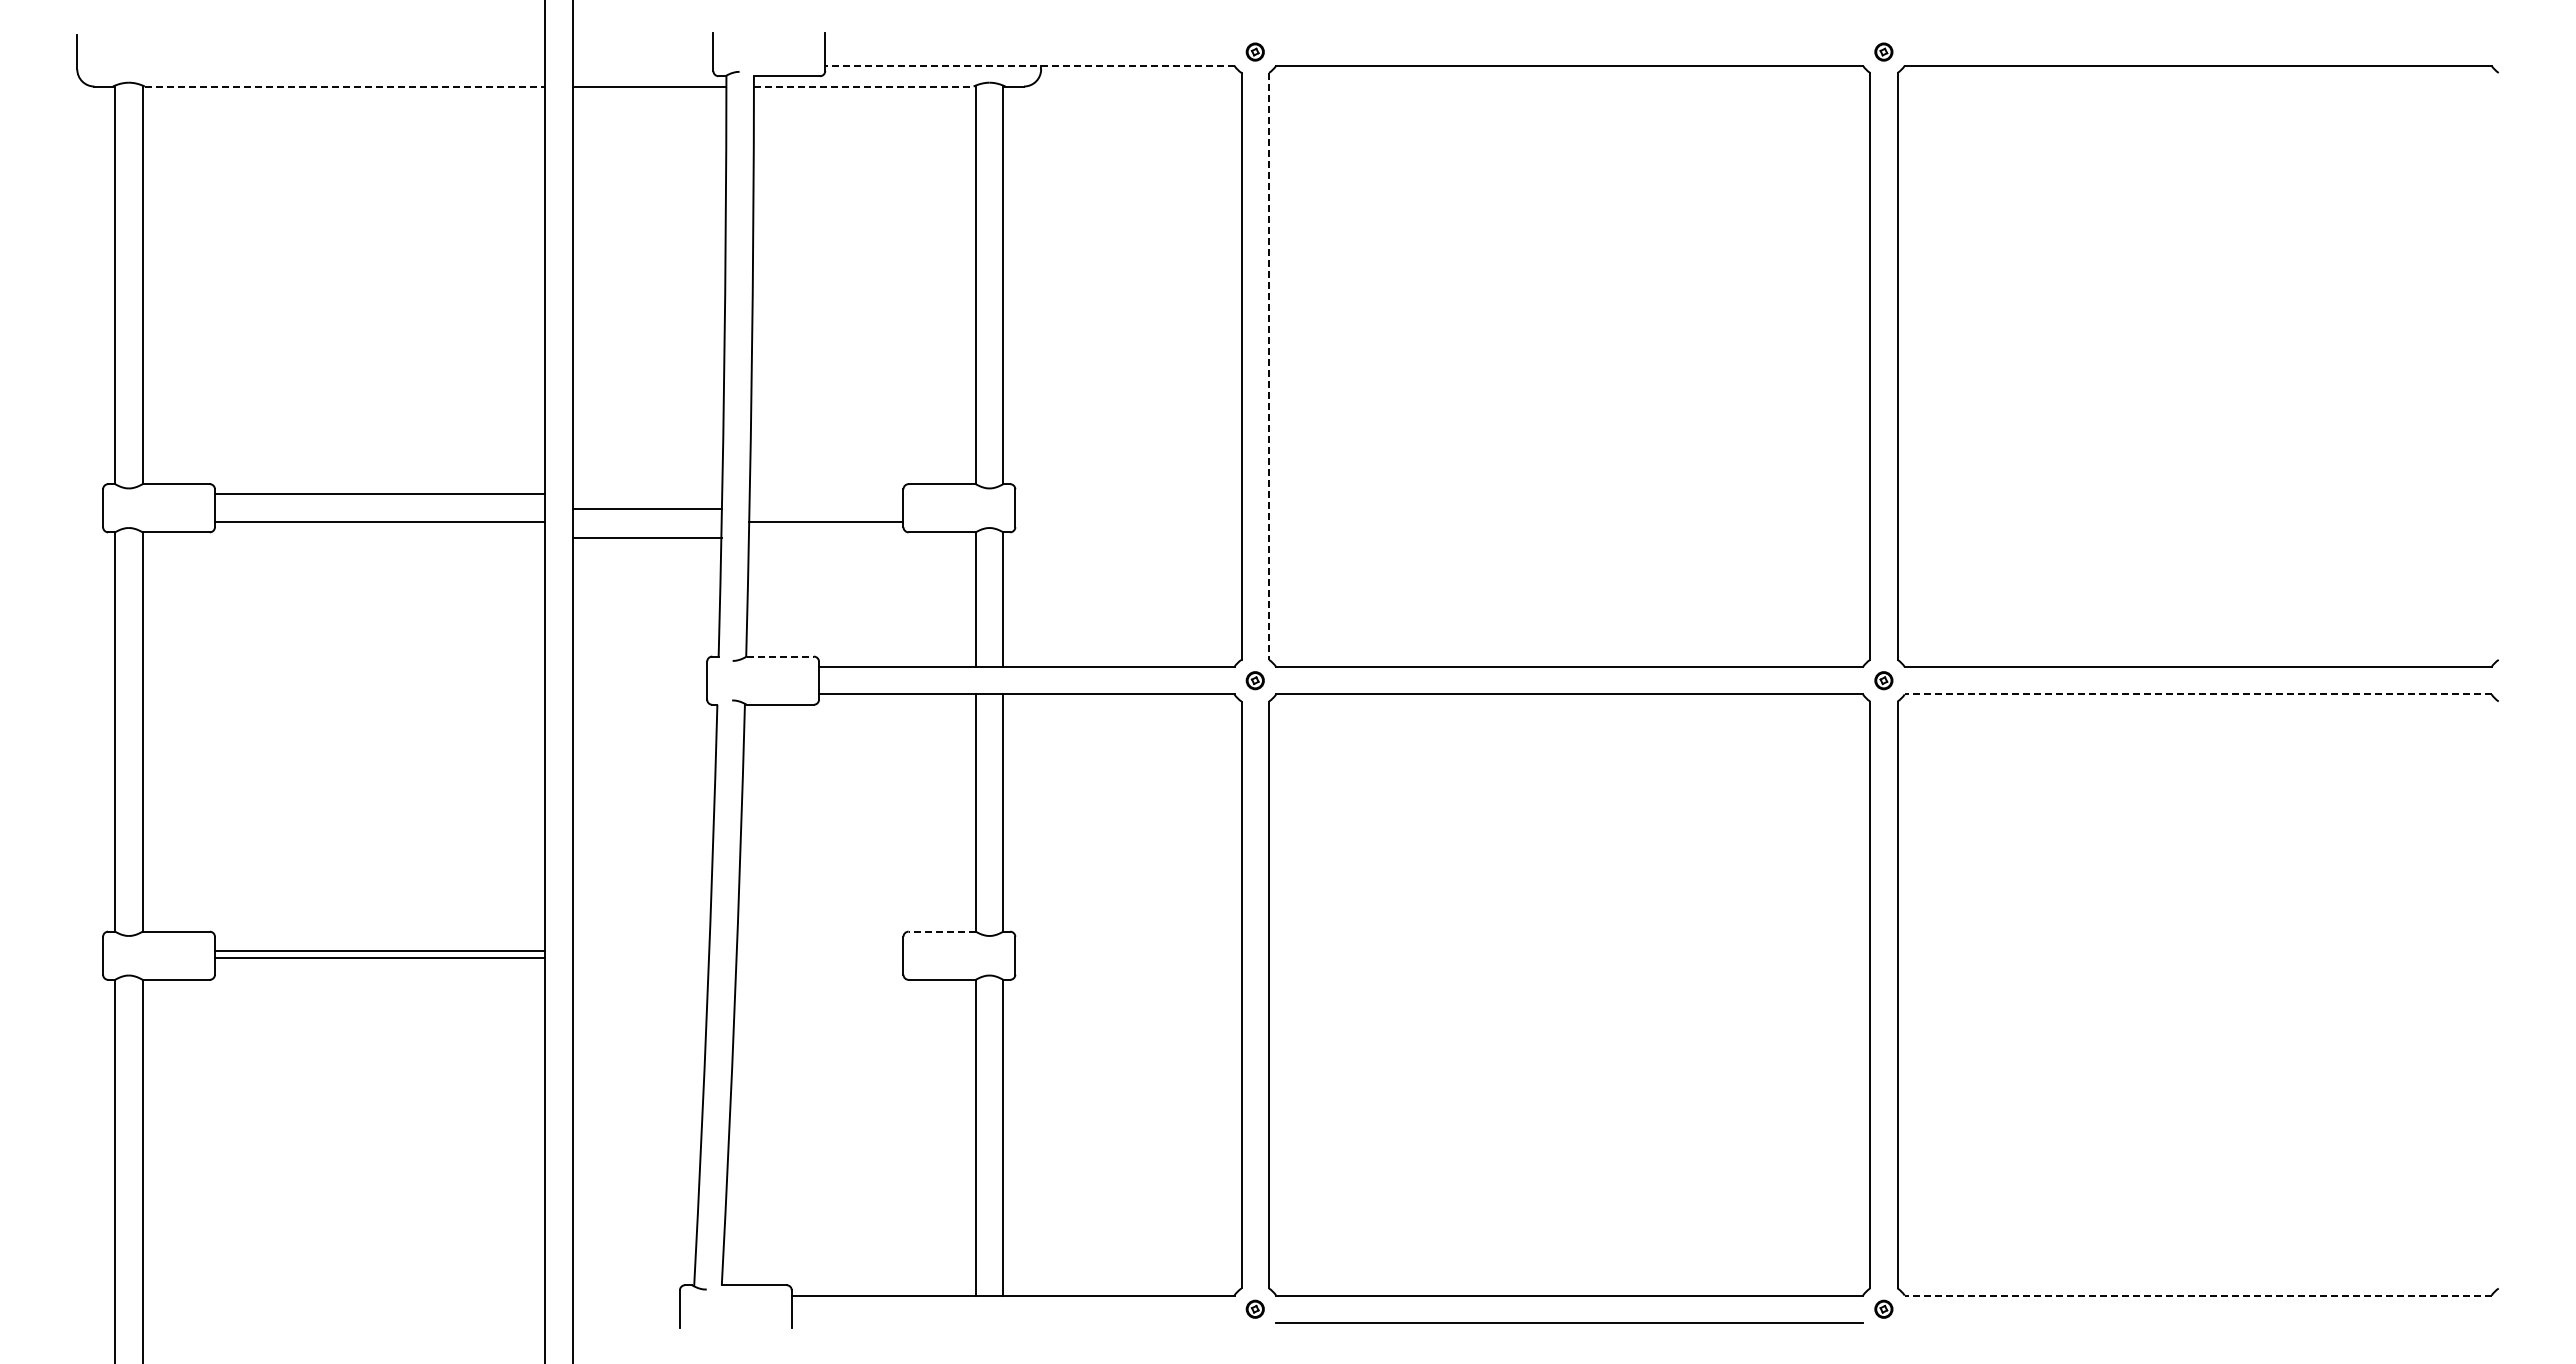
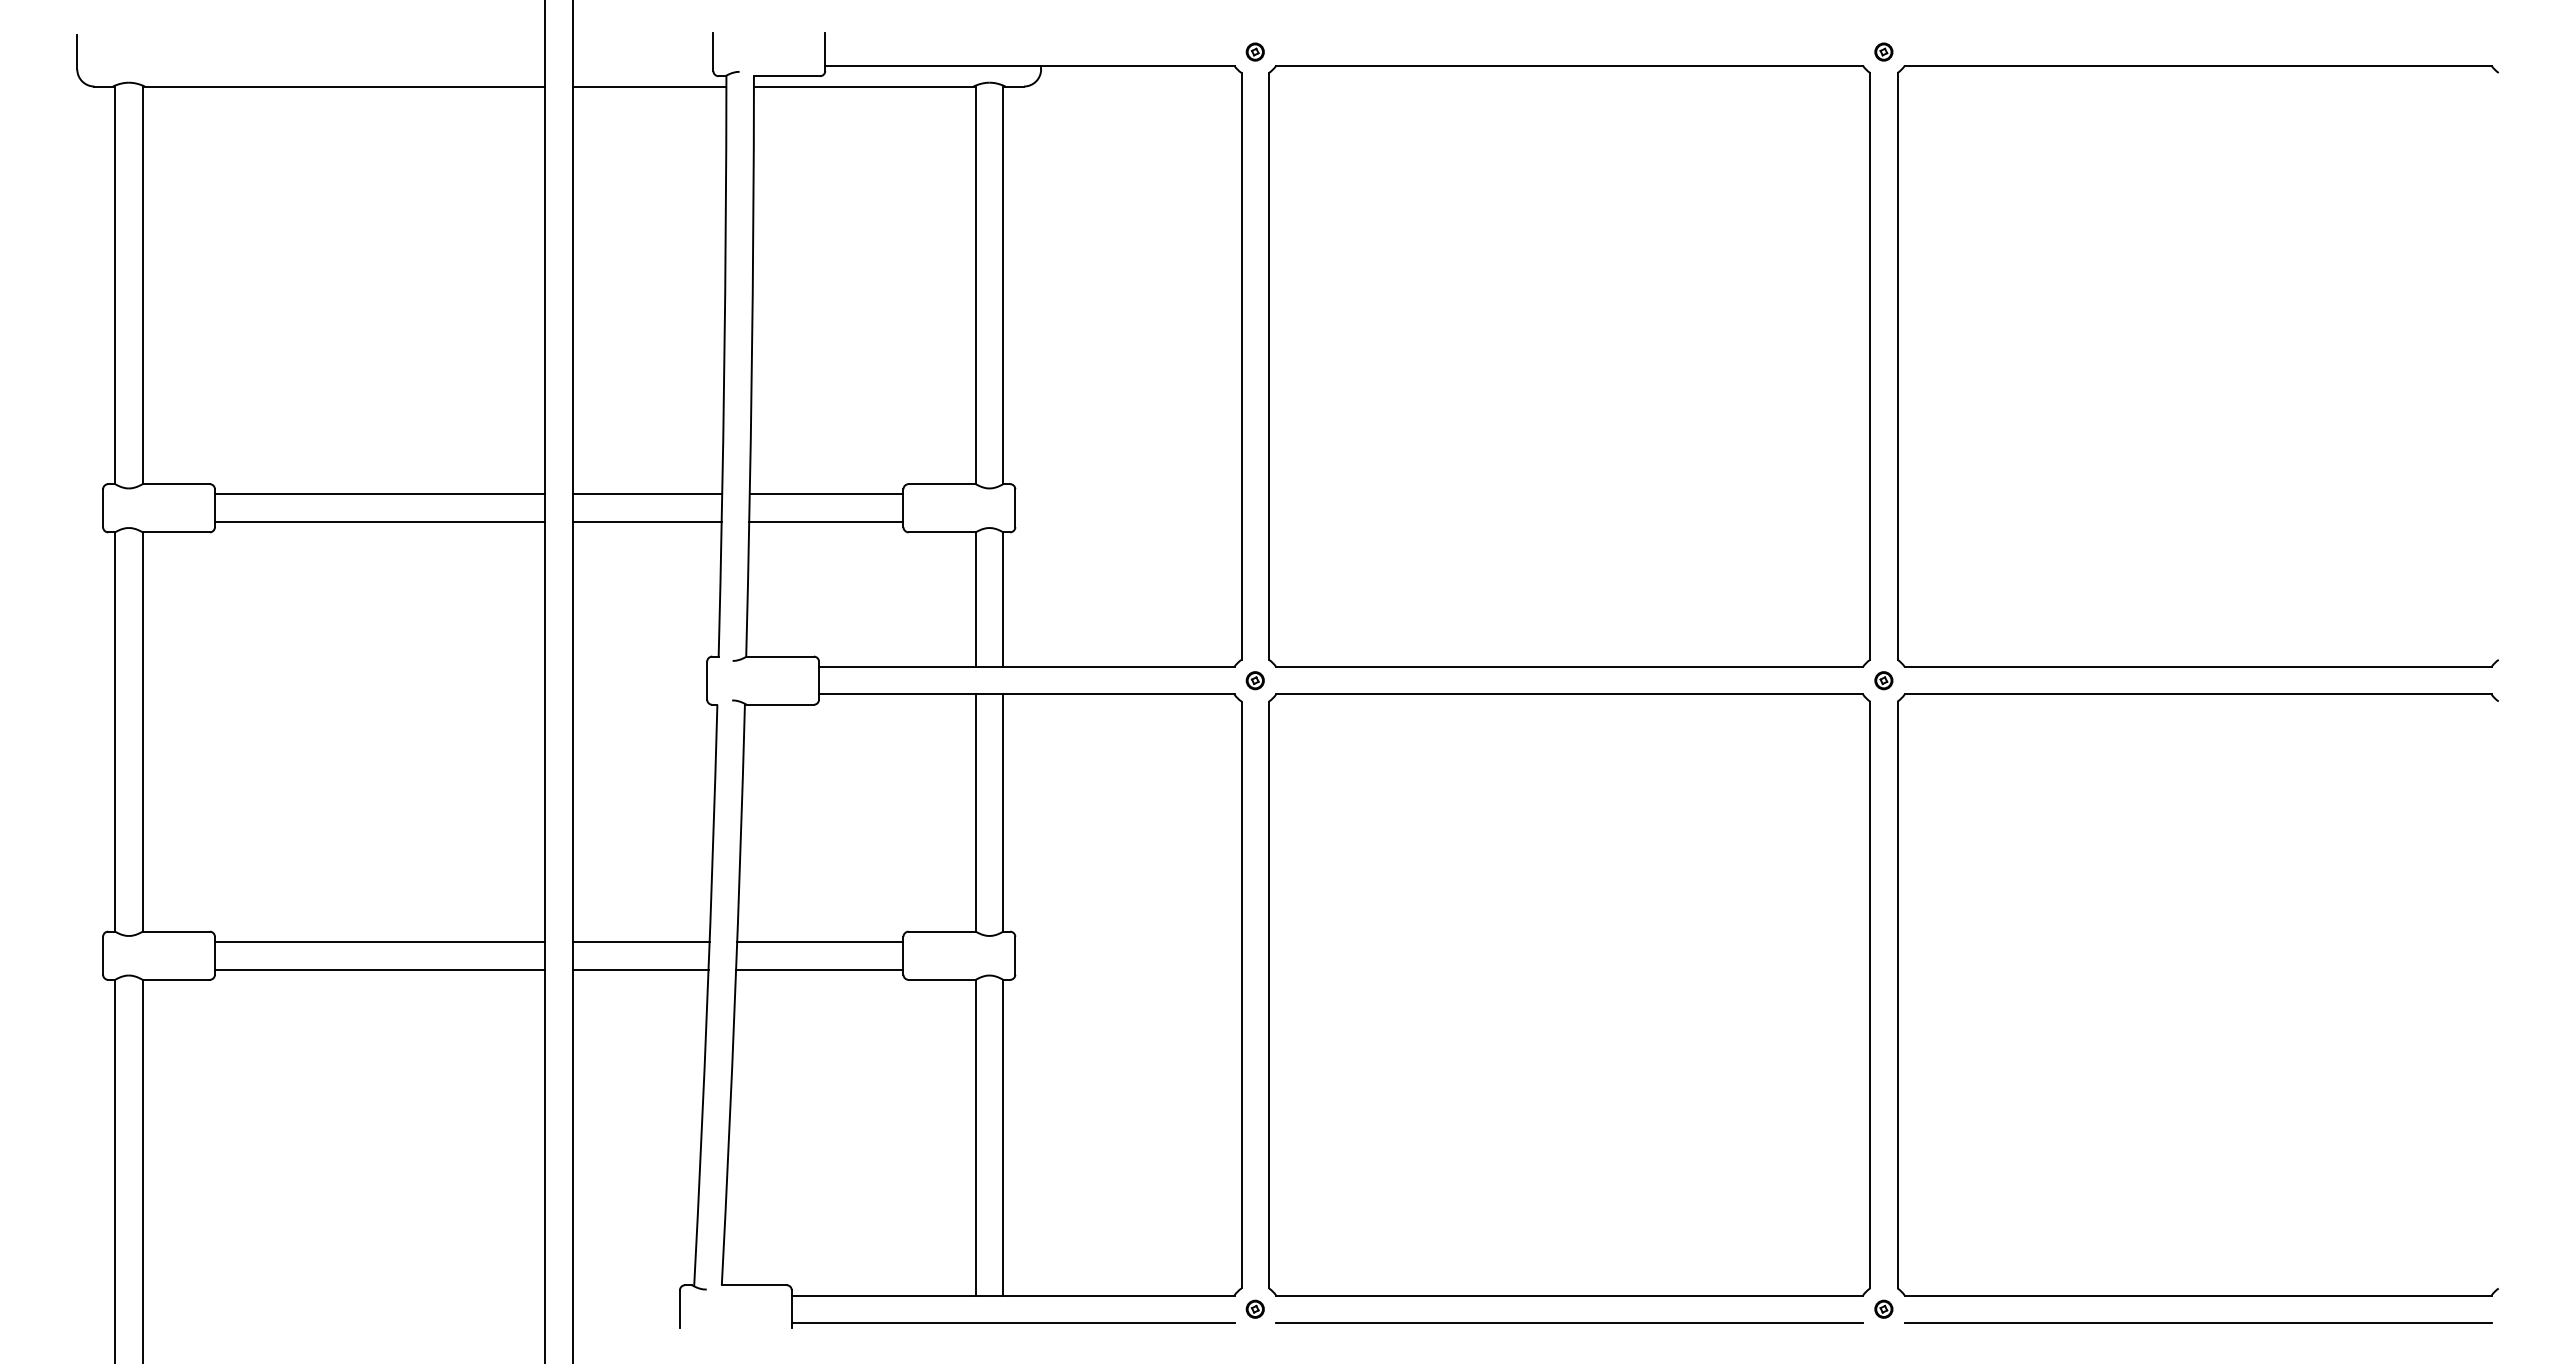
line: dashed -> solid (1029, 65)
line: dashed -> solid (345, 86)
line: dashed -> solid (863, 86)
line: dashed -> solid (1269, 366)
line: none -> present (826, 494)
line position: (647, 509) -> (647, 494) (647, 494)
line position: (646, 538) -> (646, 522) (646, 522)
line: dashed -> solid (780, 656)
line: dashed -> solid (2197, 694)
line: dashed -> solid (942, 931)
line: none -> present (640, 942)
line: none -> present (820, 942)
line position: (379, 950) -> (379, 969) (379, 969)
line position: (379, 958) -> (379, 942) (379, 942)
line: none -> present (640, 969)
line: none -> present (819, 969)
line: dashed -> solid (2197, 1295)
line: none -> present (1012, 1323)
line: none -> present (2197, 1323)
